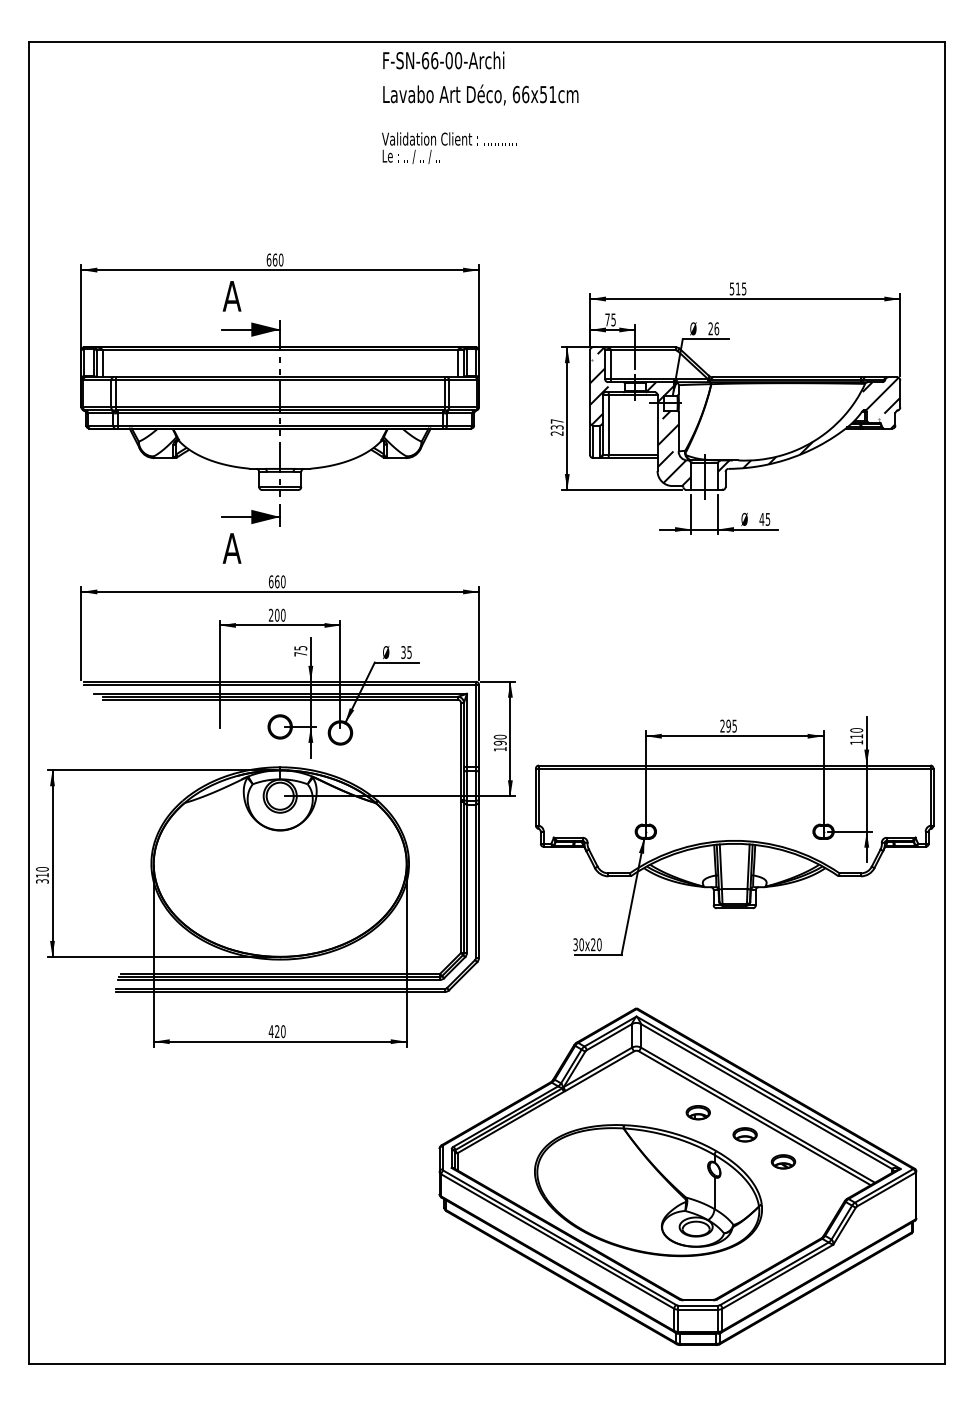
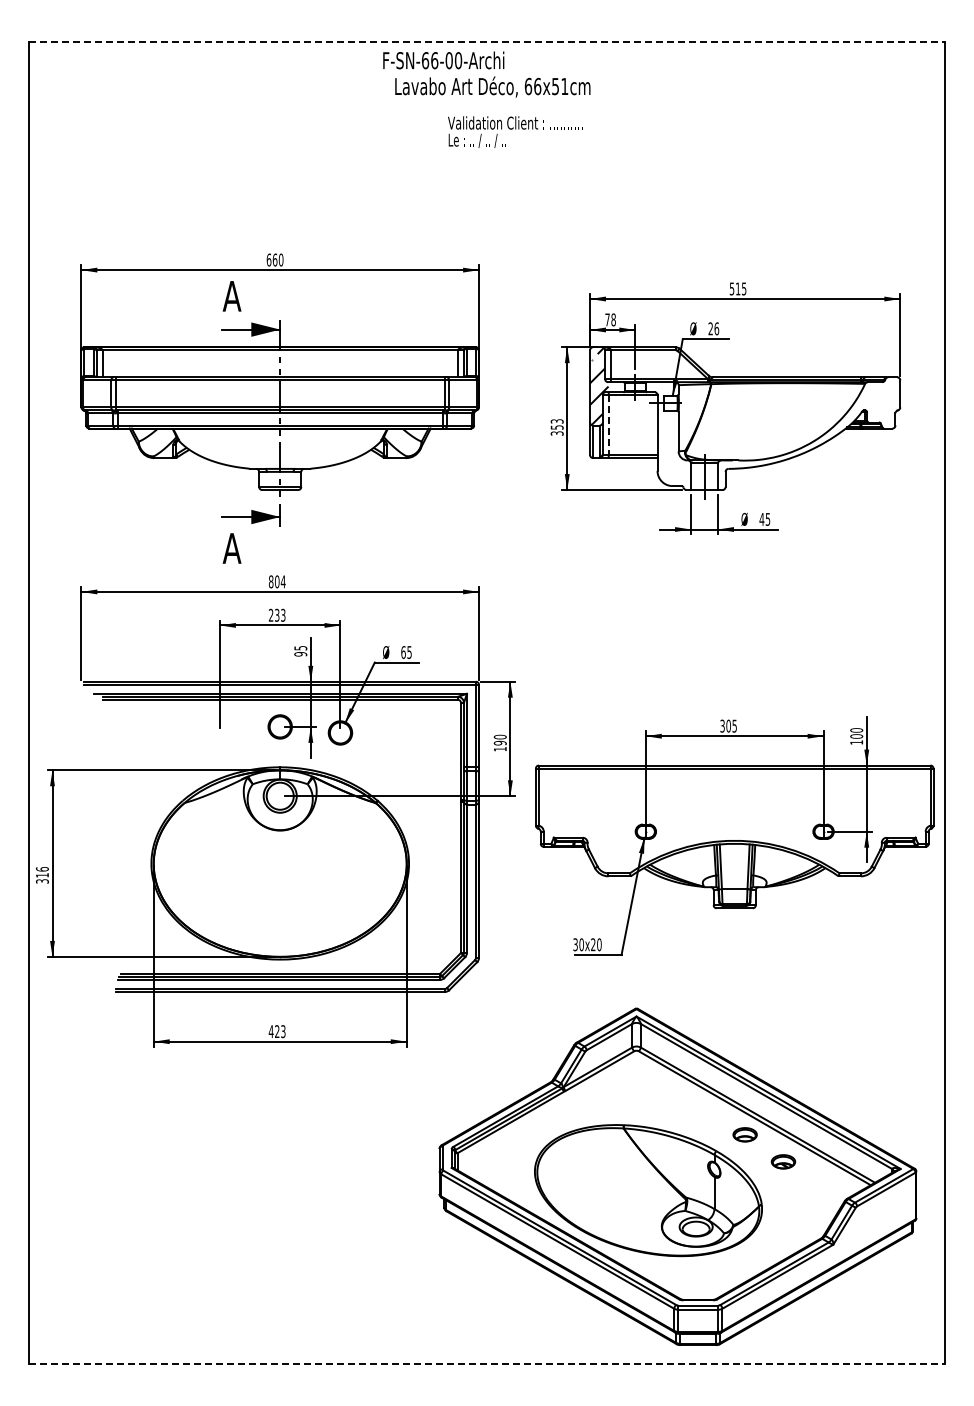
line: solid -> dashed (487, 42)
text position: (480, 94) -> (492, 86) (492, 86)
text position: (449, 147) -> (515, 131) (515, 131)
text: 75 -> 78 (613, 319)
line: solid -> dashed (608, 425)
text: 237 -> 353 (556, 427)
hatch: present -> none (809, 433)
hatch: present -> none (668, 434)
text: 660 -> 804 (276, 581)
text: 200 -> 233 (279, 614)
text: 35 -> 65 (403, 652)
text: 75 -> 95 (300, 654)
text: 295 -> 305 (725, 726)
text: 110 -> 100 (856, 736)
text: 310 -> 316 (42, 869)
text: 420 -> 423 (283, 1031)
part: present -> none (697, 1112)
line: solid -> dashed (487, 1363)
